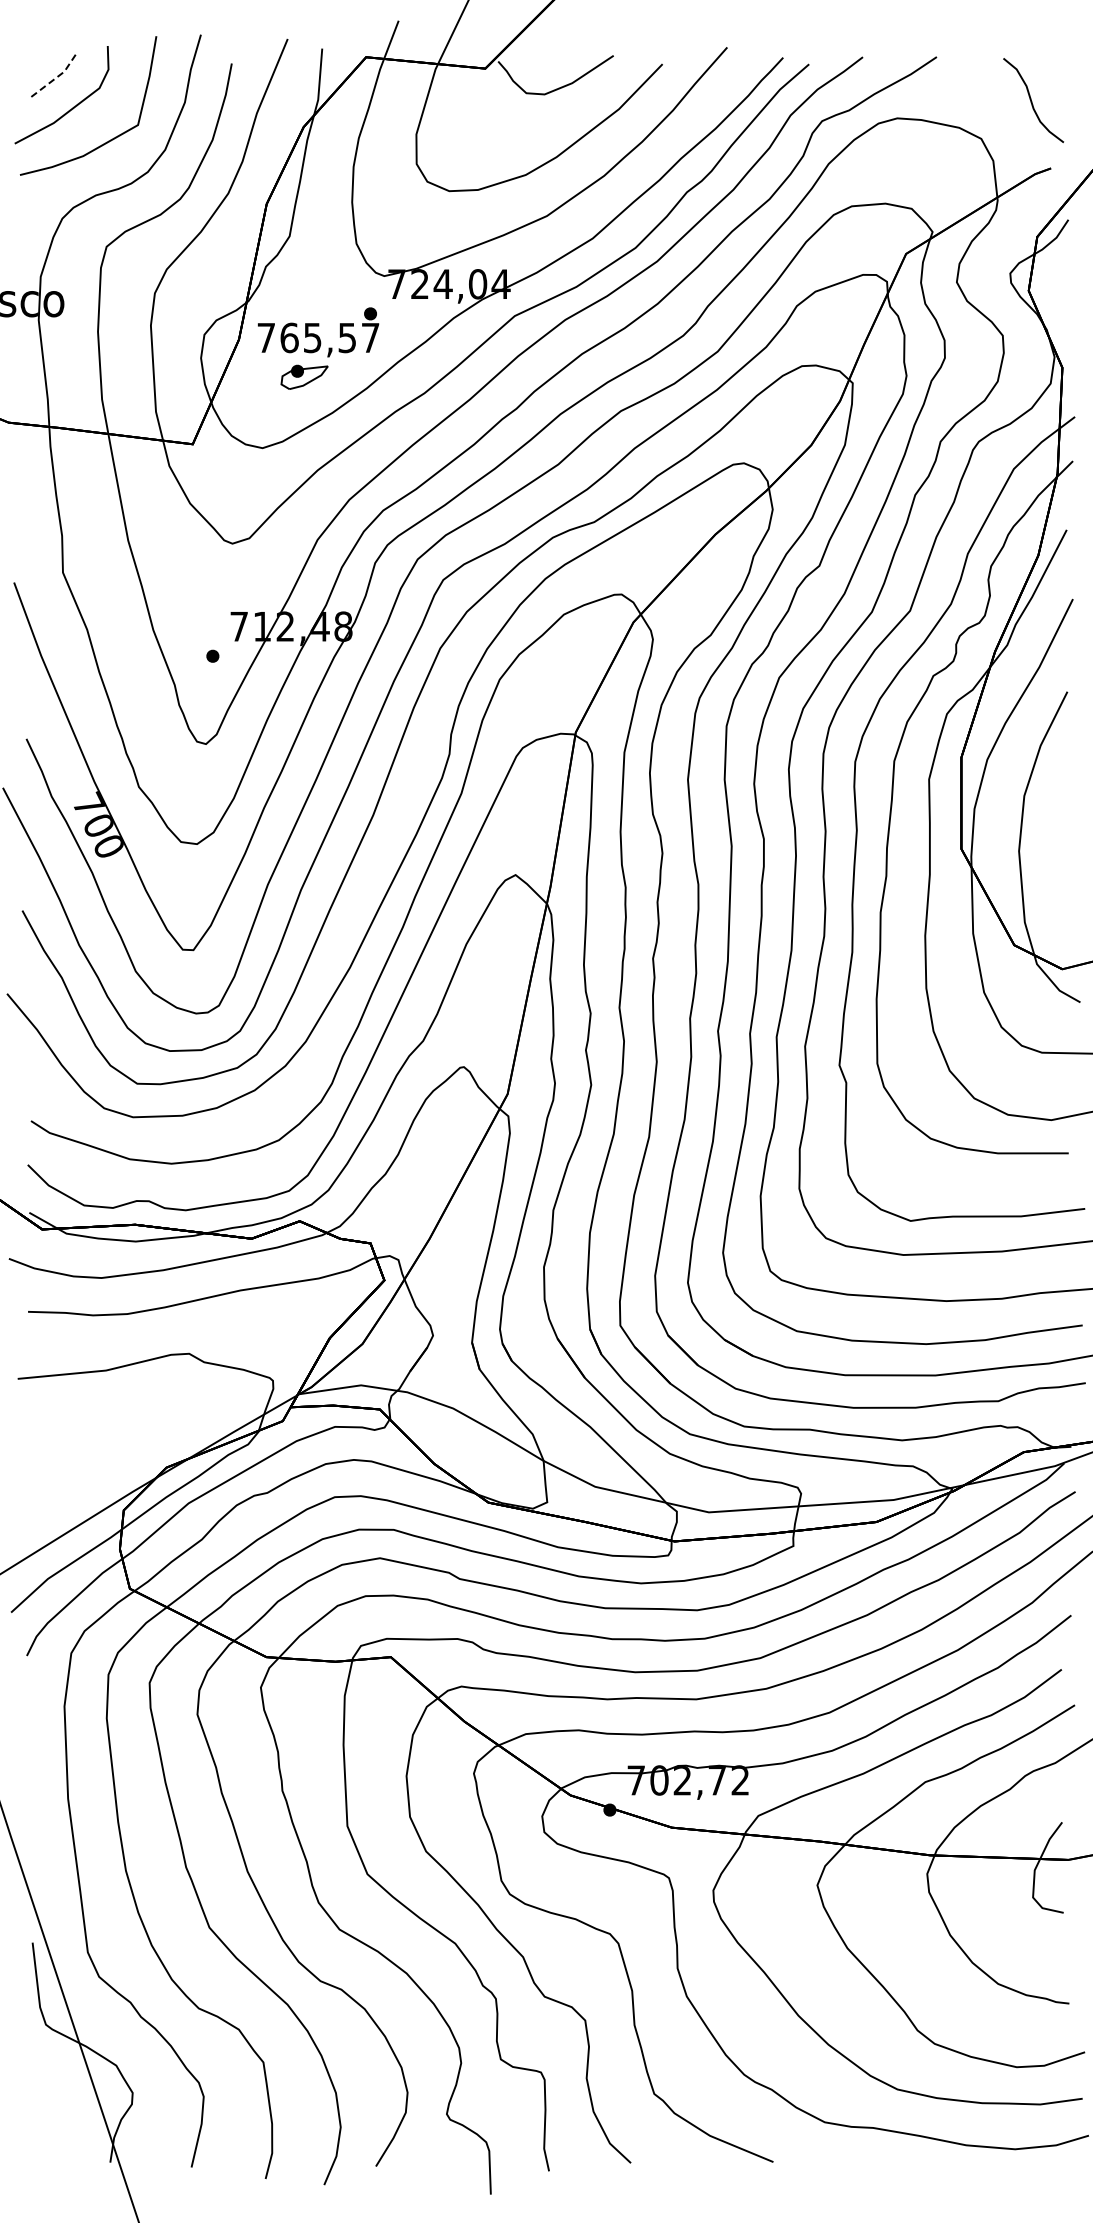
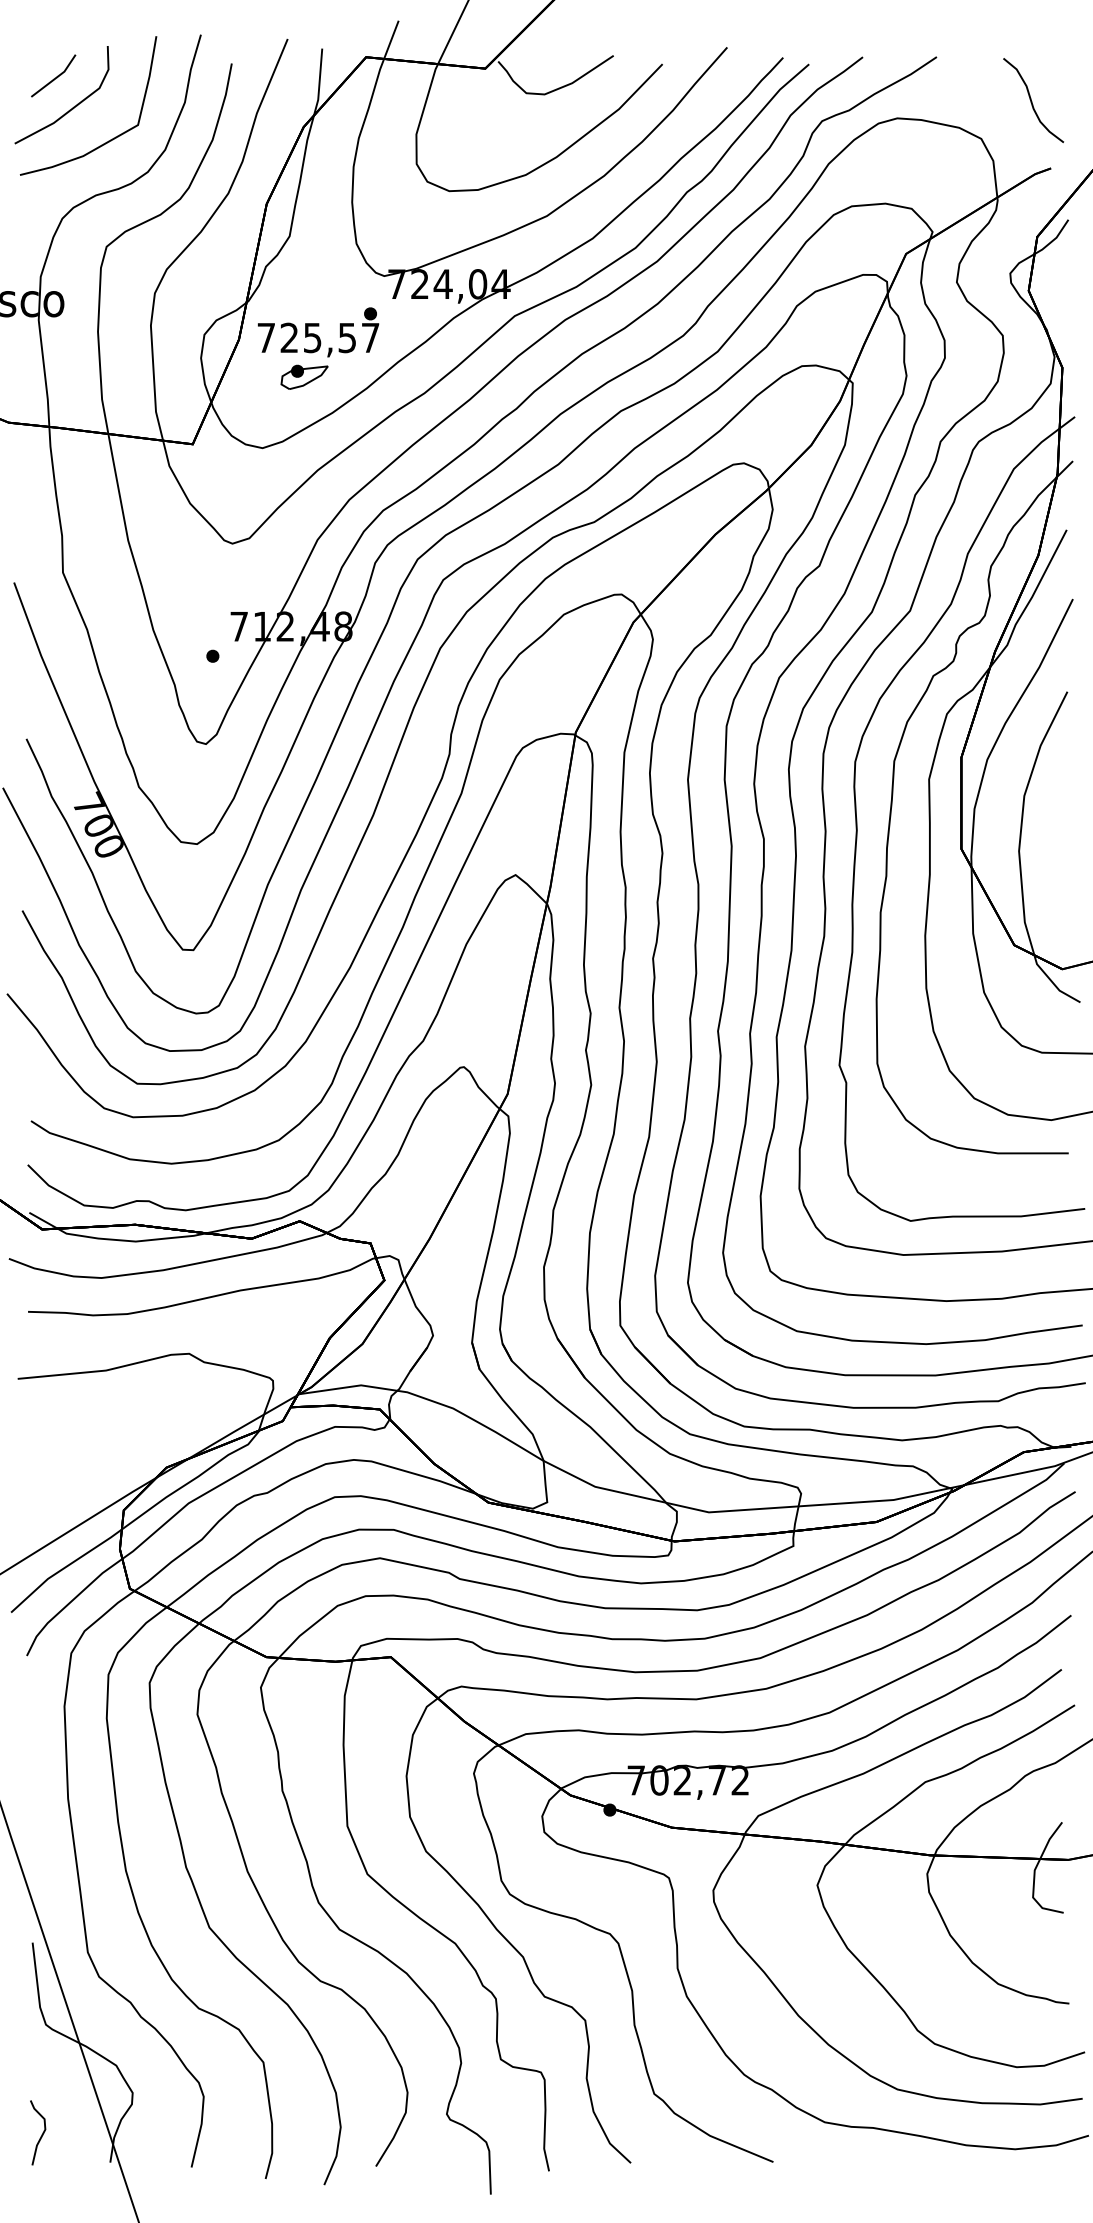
line: dashed -> solid (56, 77)
text: 765,57 -> 725,57 (289, 337)
curve: none -> present (41, 2134)
